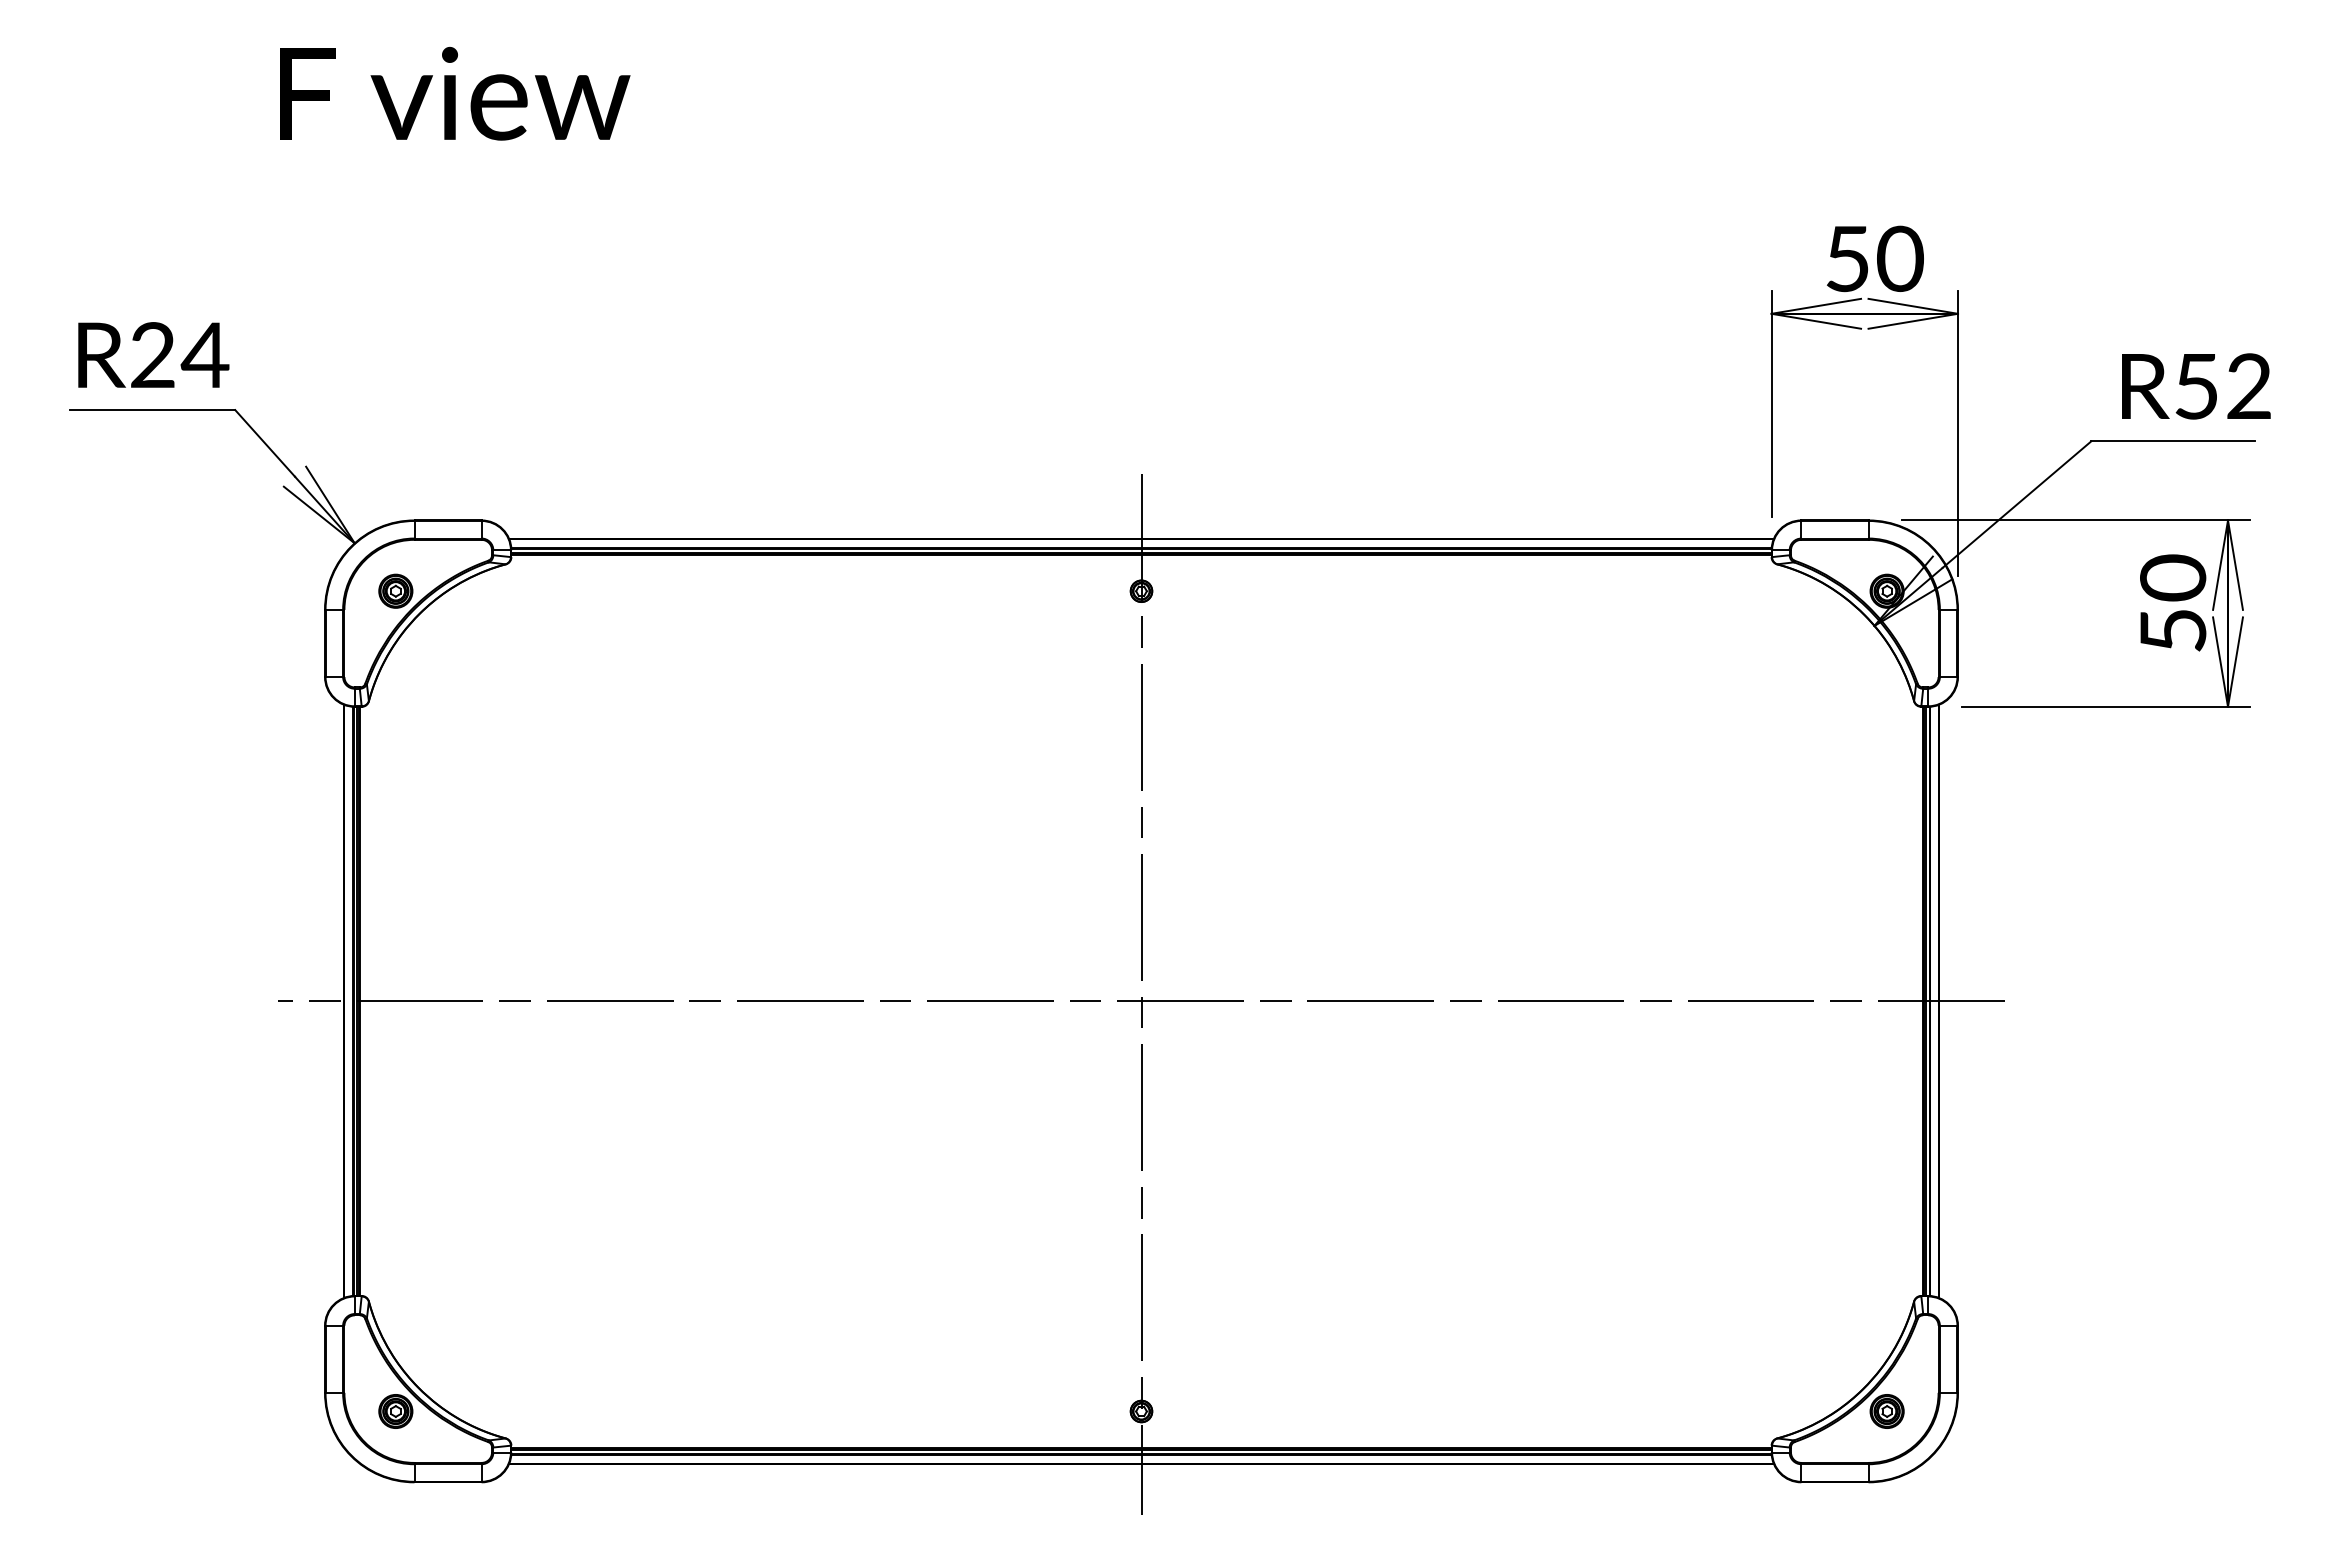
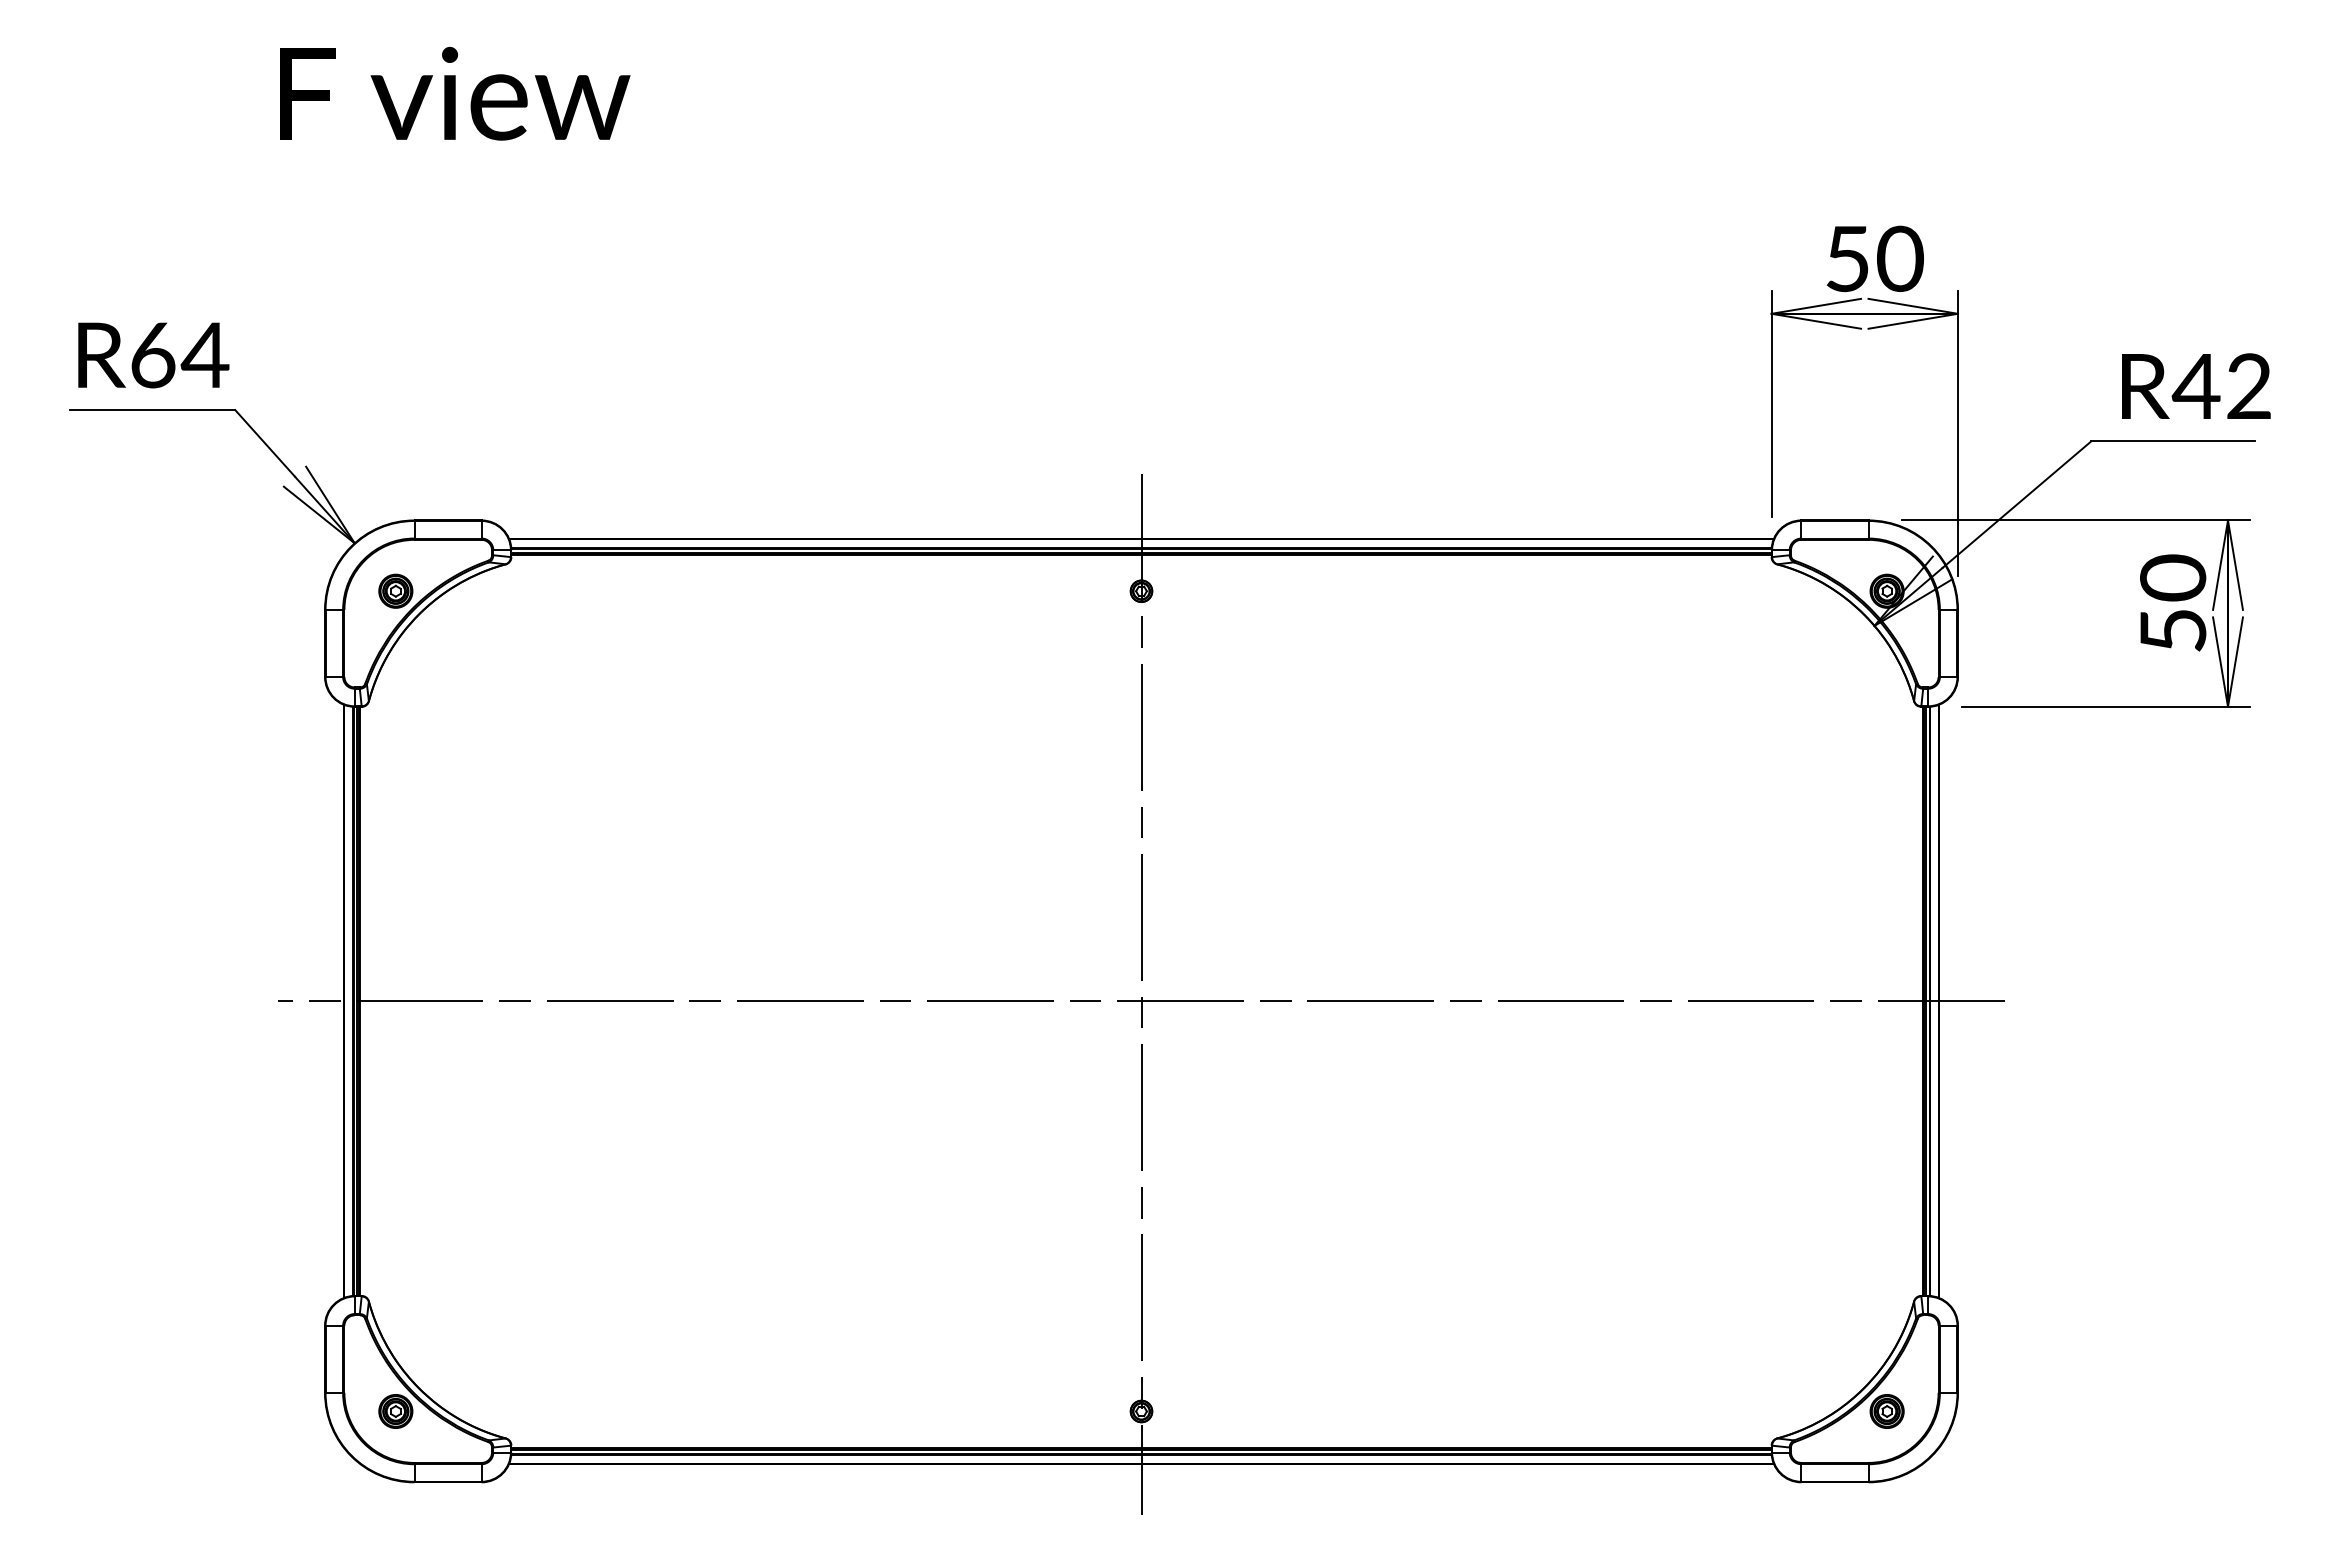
text: R24 -> R64 (153, 355)
text: R52 -> R42 (2195, 386)
